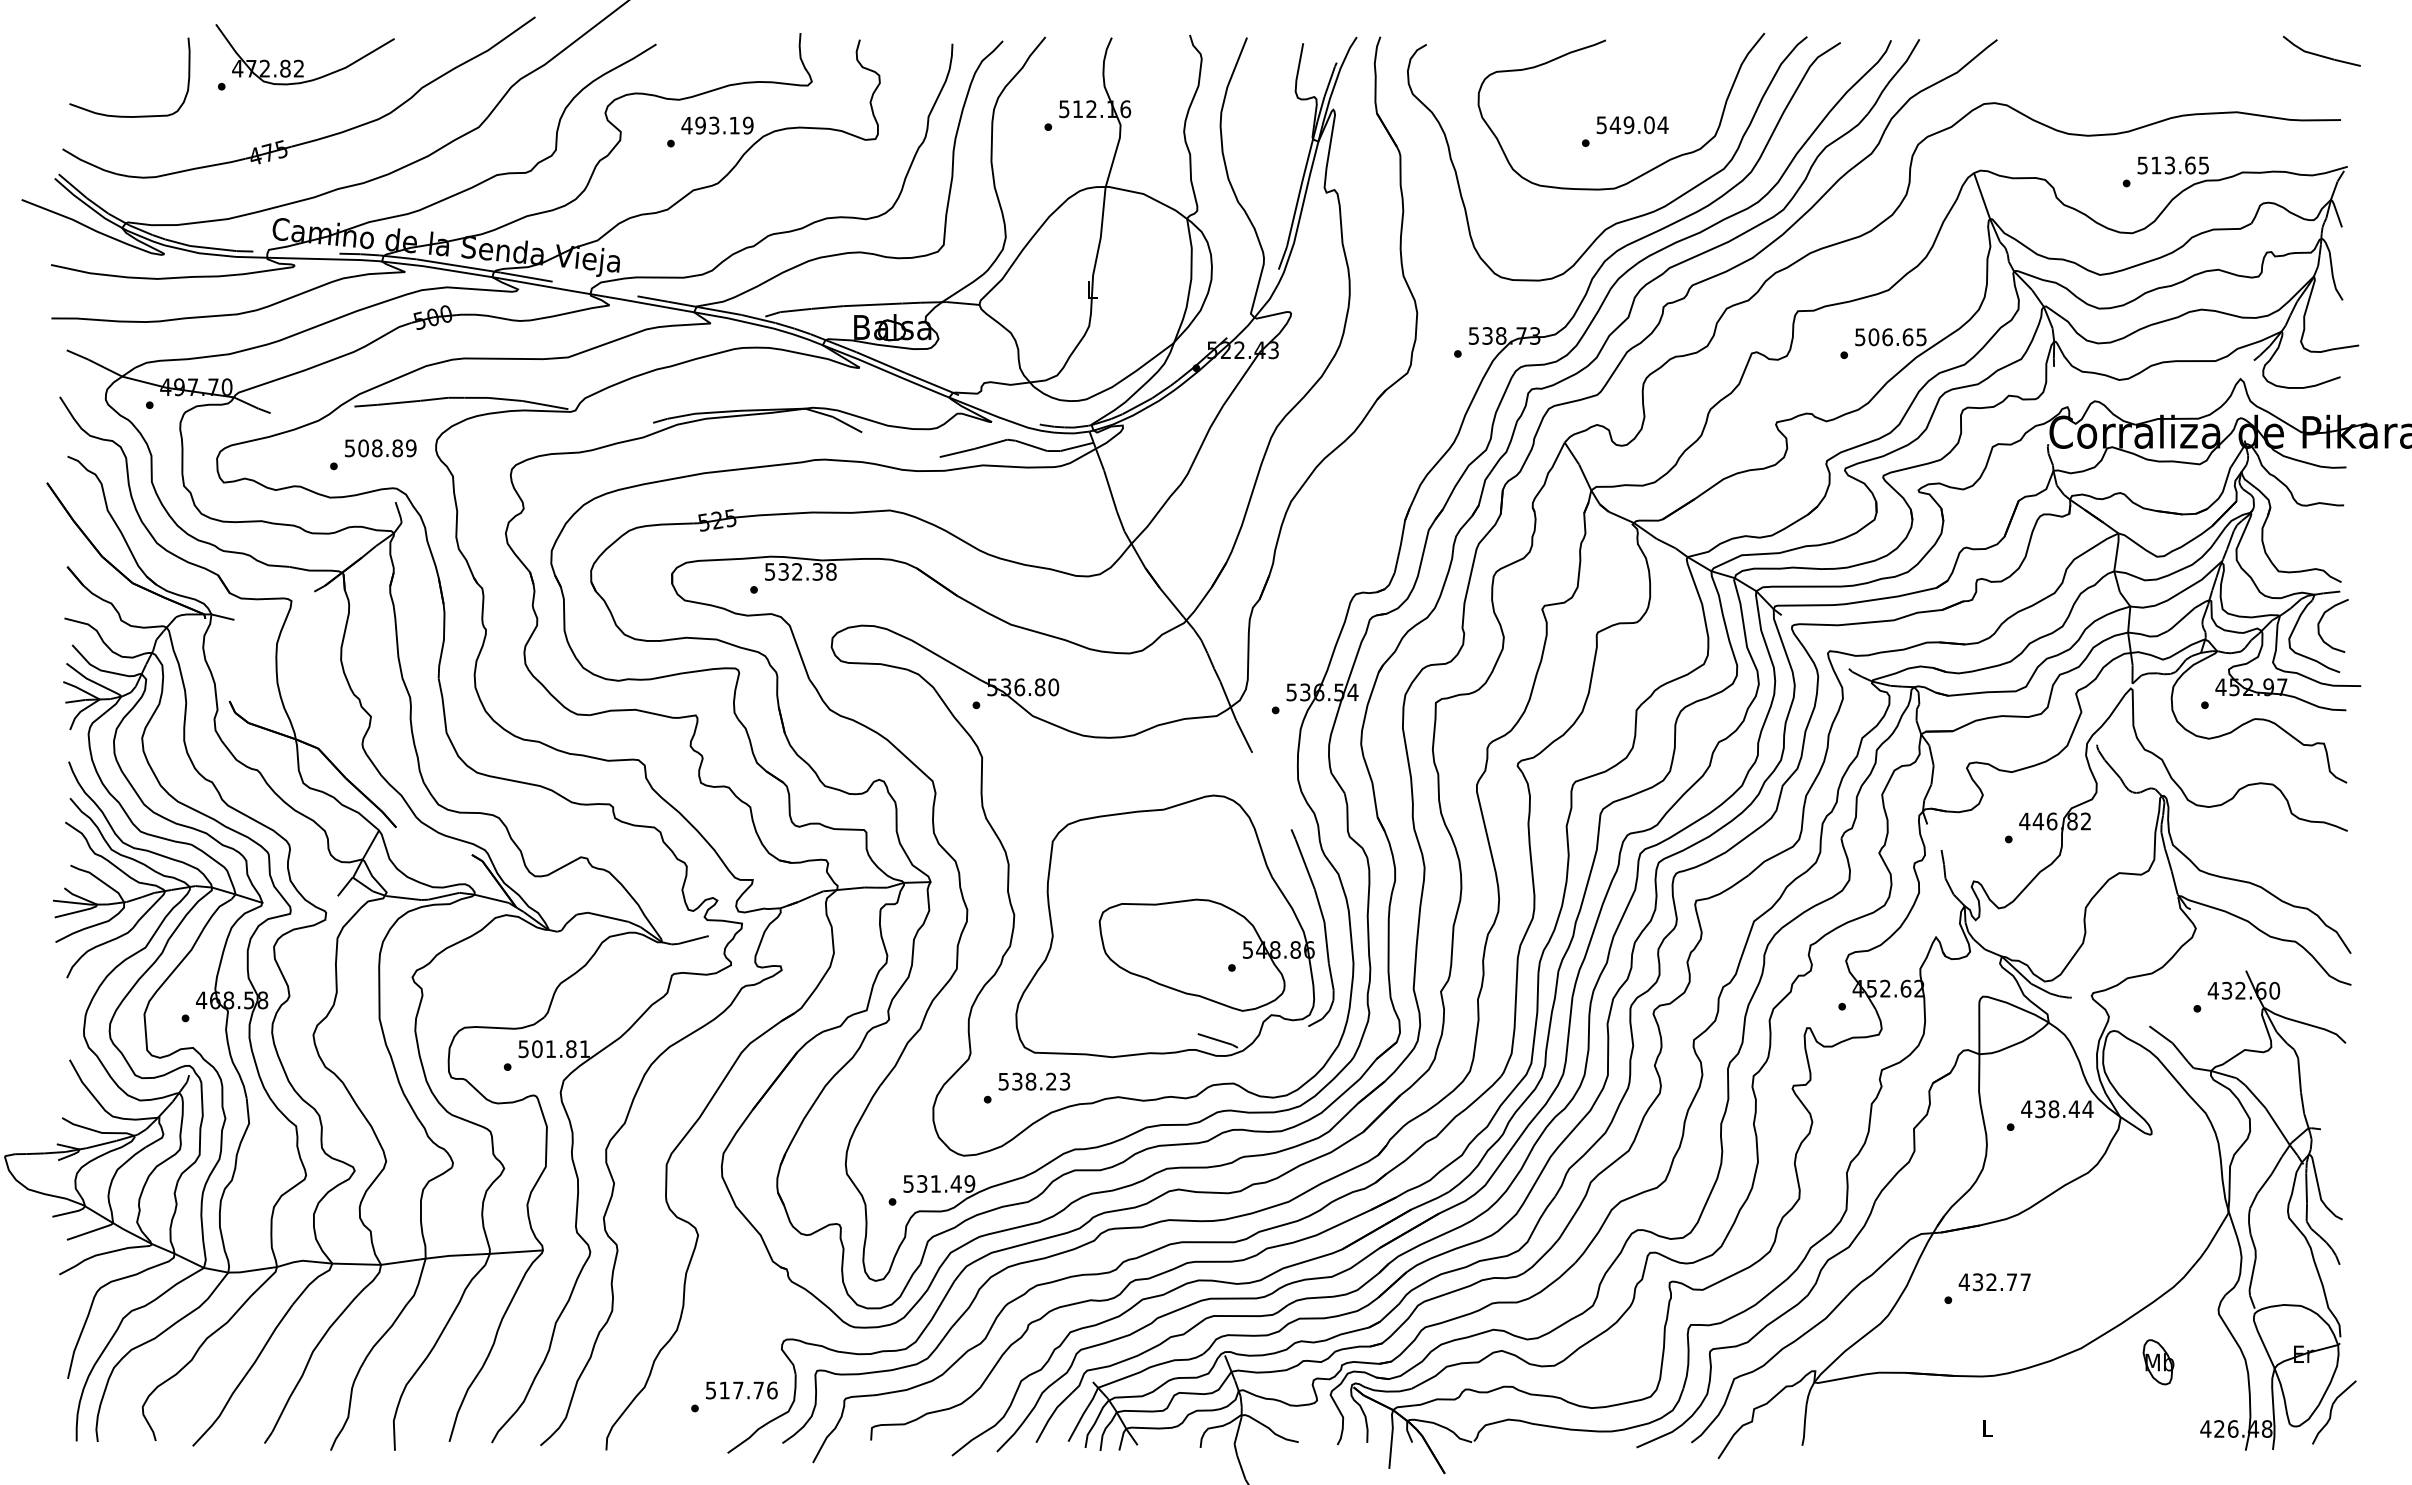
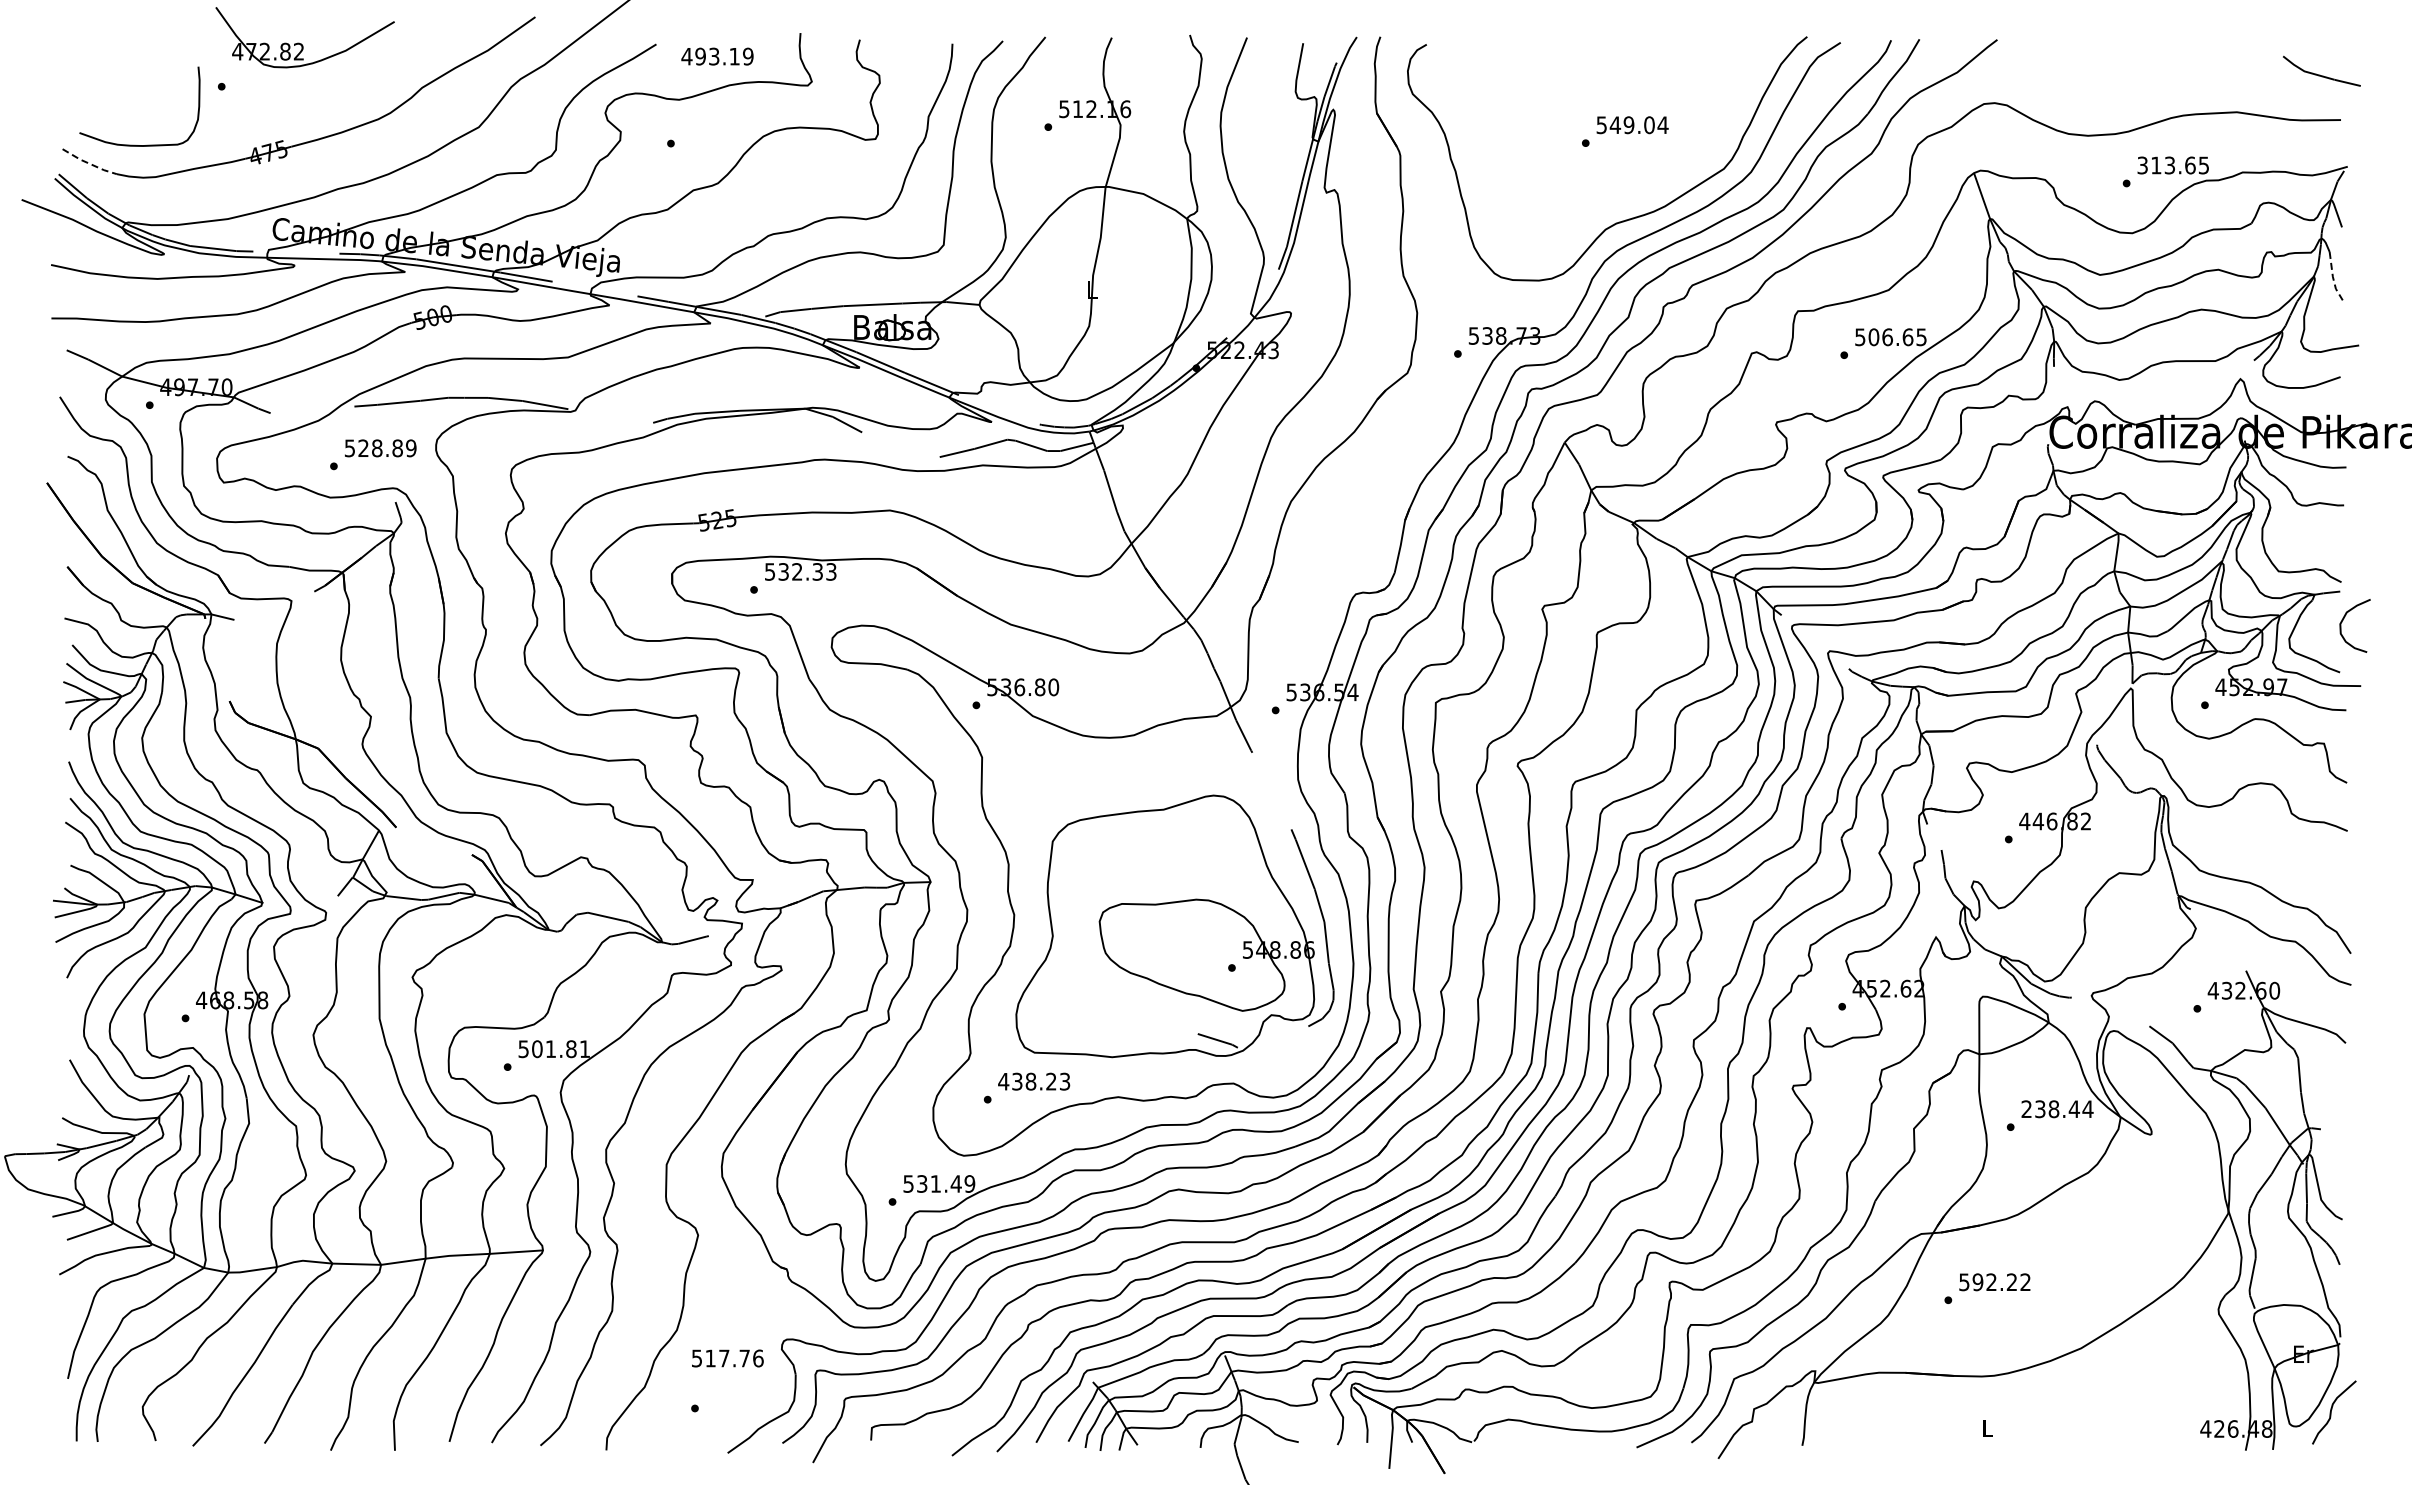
part position: (2321, 50) -> (2321, 70) (2321, 70)
part position: (301, 60) -> (301, 43) (301, 43)
curve position: (124, 115) -> (134, 144) (134, 144)
text position: (717, 125) -> (717, 56) (717, 56)
line: solid -> dashed (89, 163)
text: 513.65 -> 313.65 (2142, 164)
curve: present -> none (1653, 167)
line: solid -> dashed (2333, 277)
text: 508.89 -> 528.89 (363, 448)
text: 532.38 -> 532.33 (831, 571)
curve position: (2321, 620) -> (2343, 620) (2343, 620)
text: 538.23 -> 438.23 (1003, 1081)
text: 438.44 -> 238.44 (2026, 1108)
text: 432.77 -> 592.22 (1994, 1282)
part: present -> none (2158, 1362)
text position: (741, 1390) -> (727, 1358) (727, 1358)
